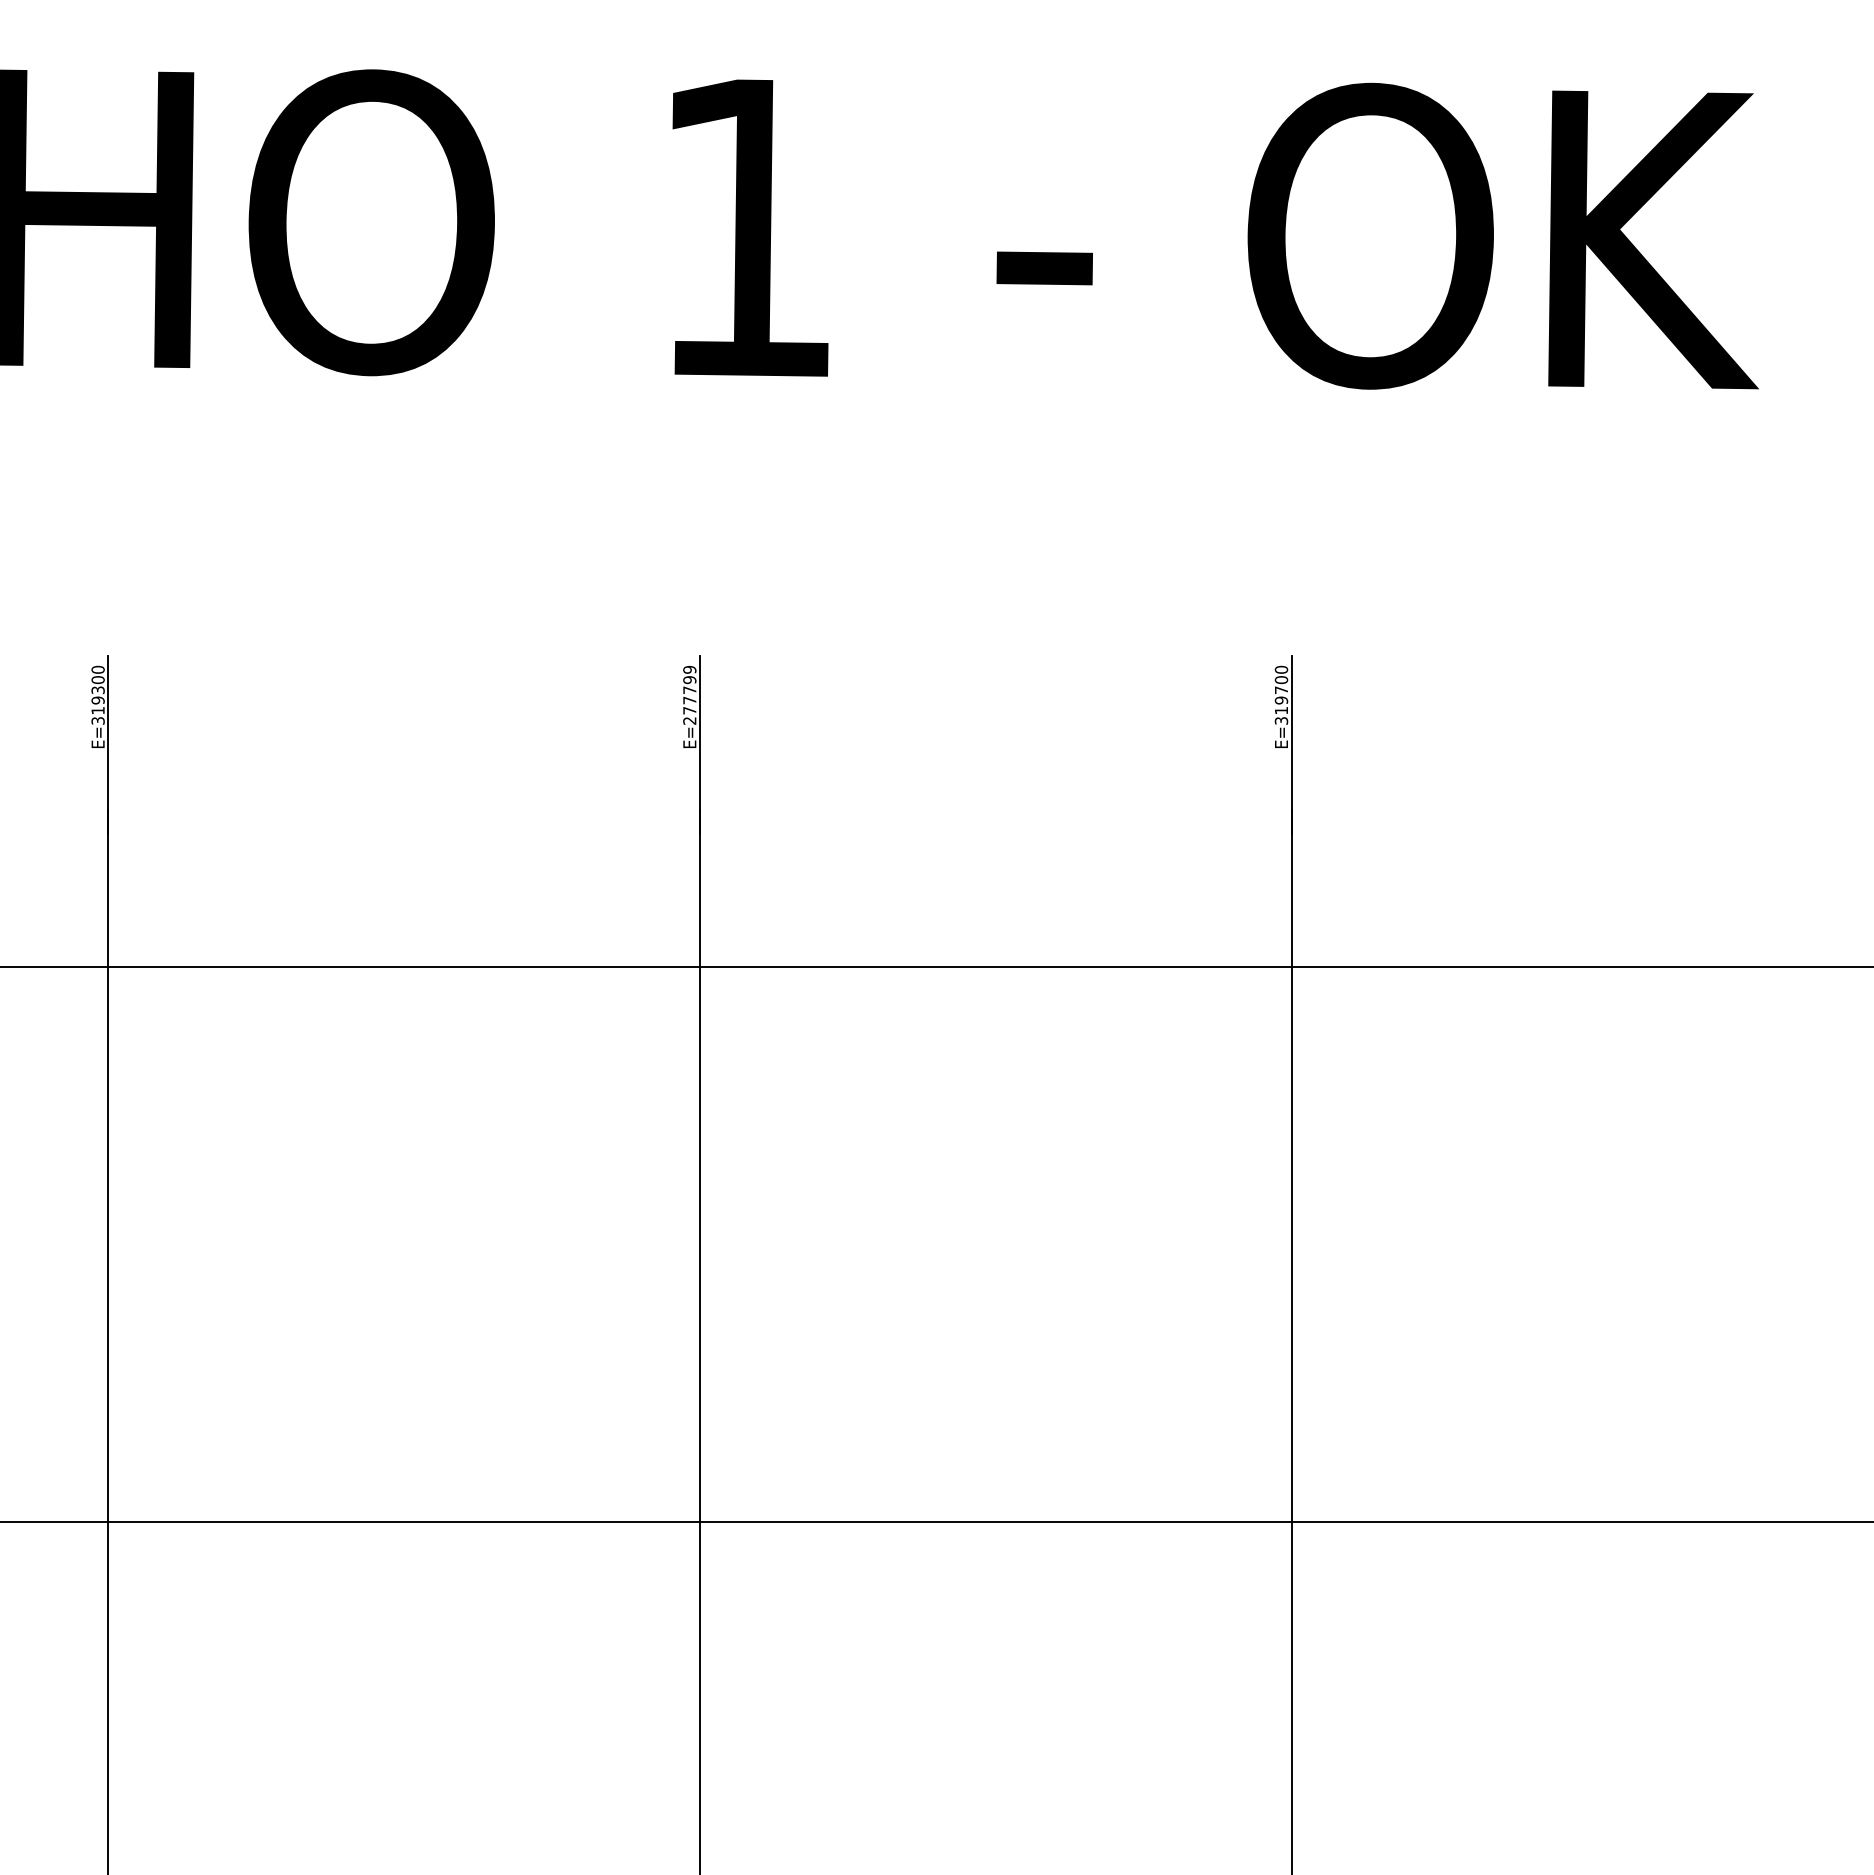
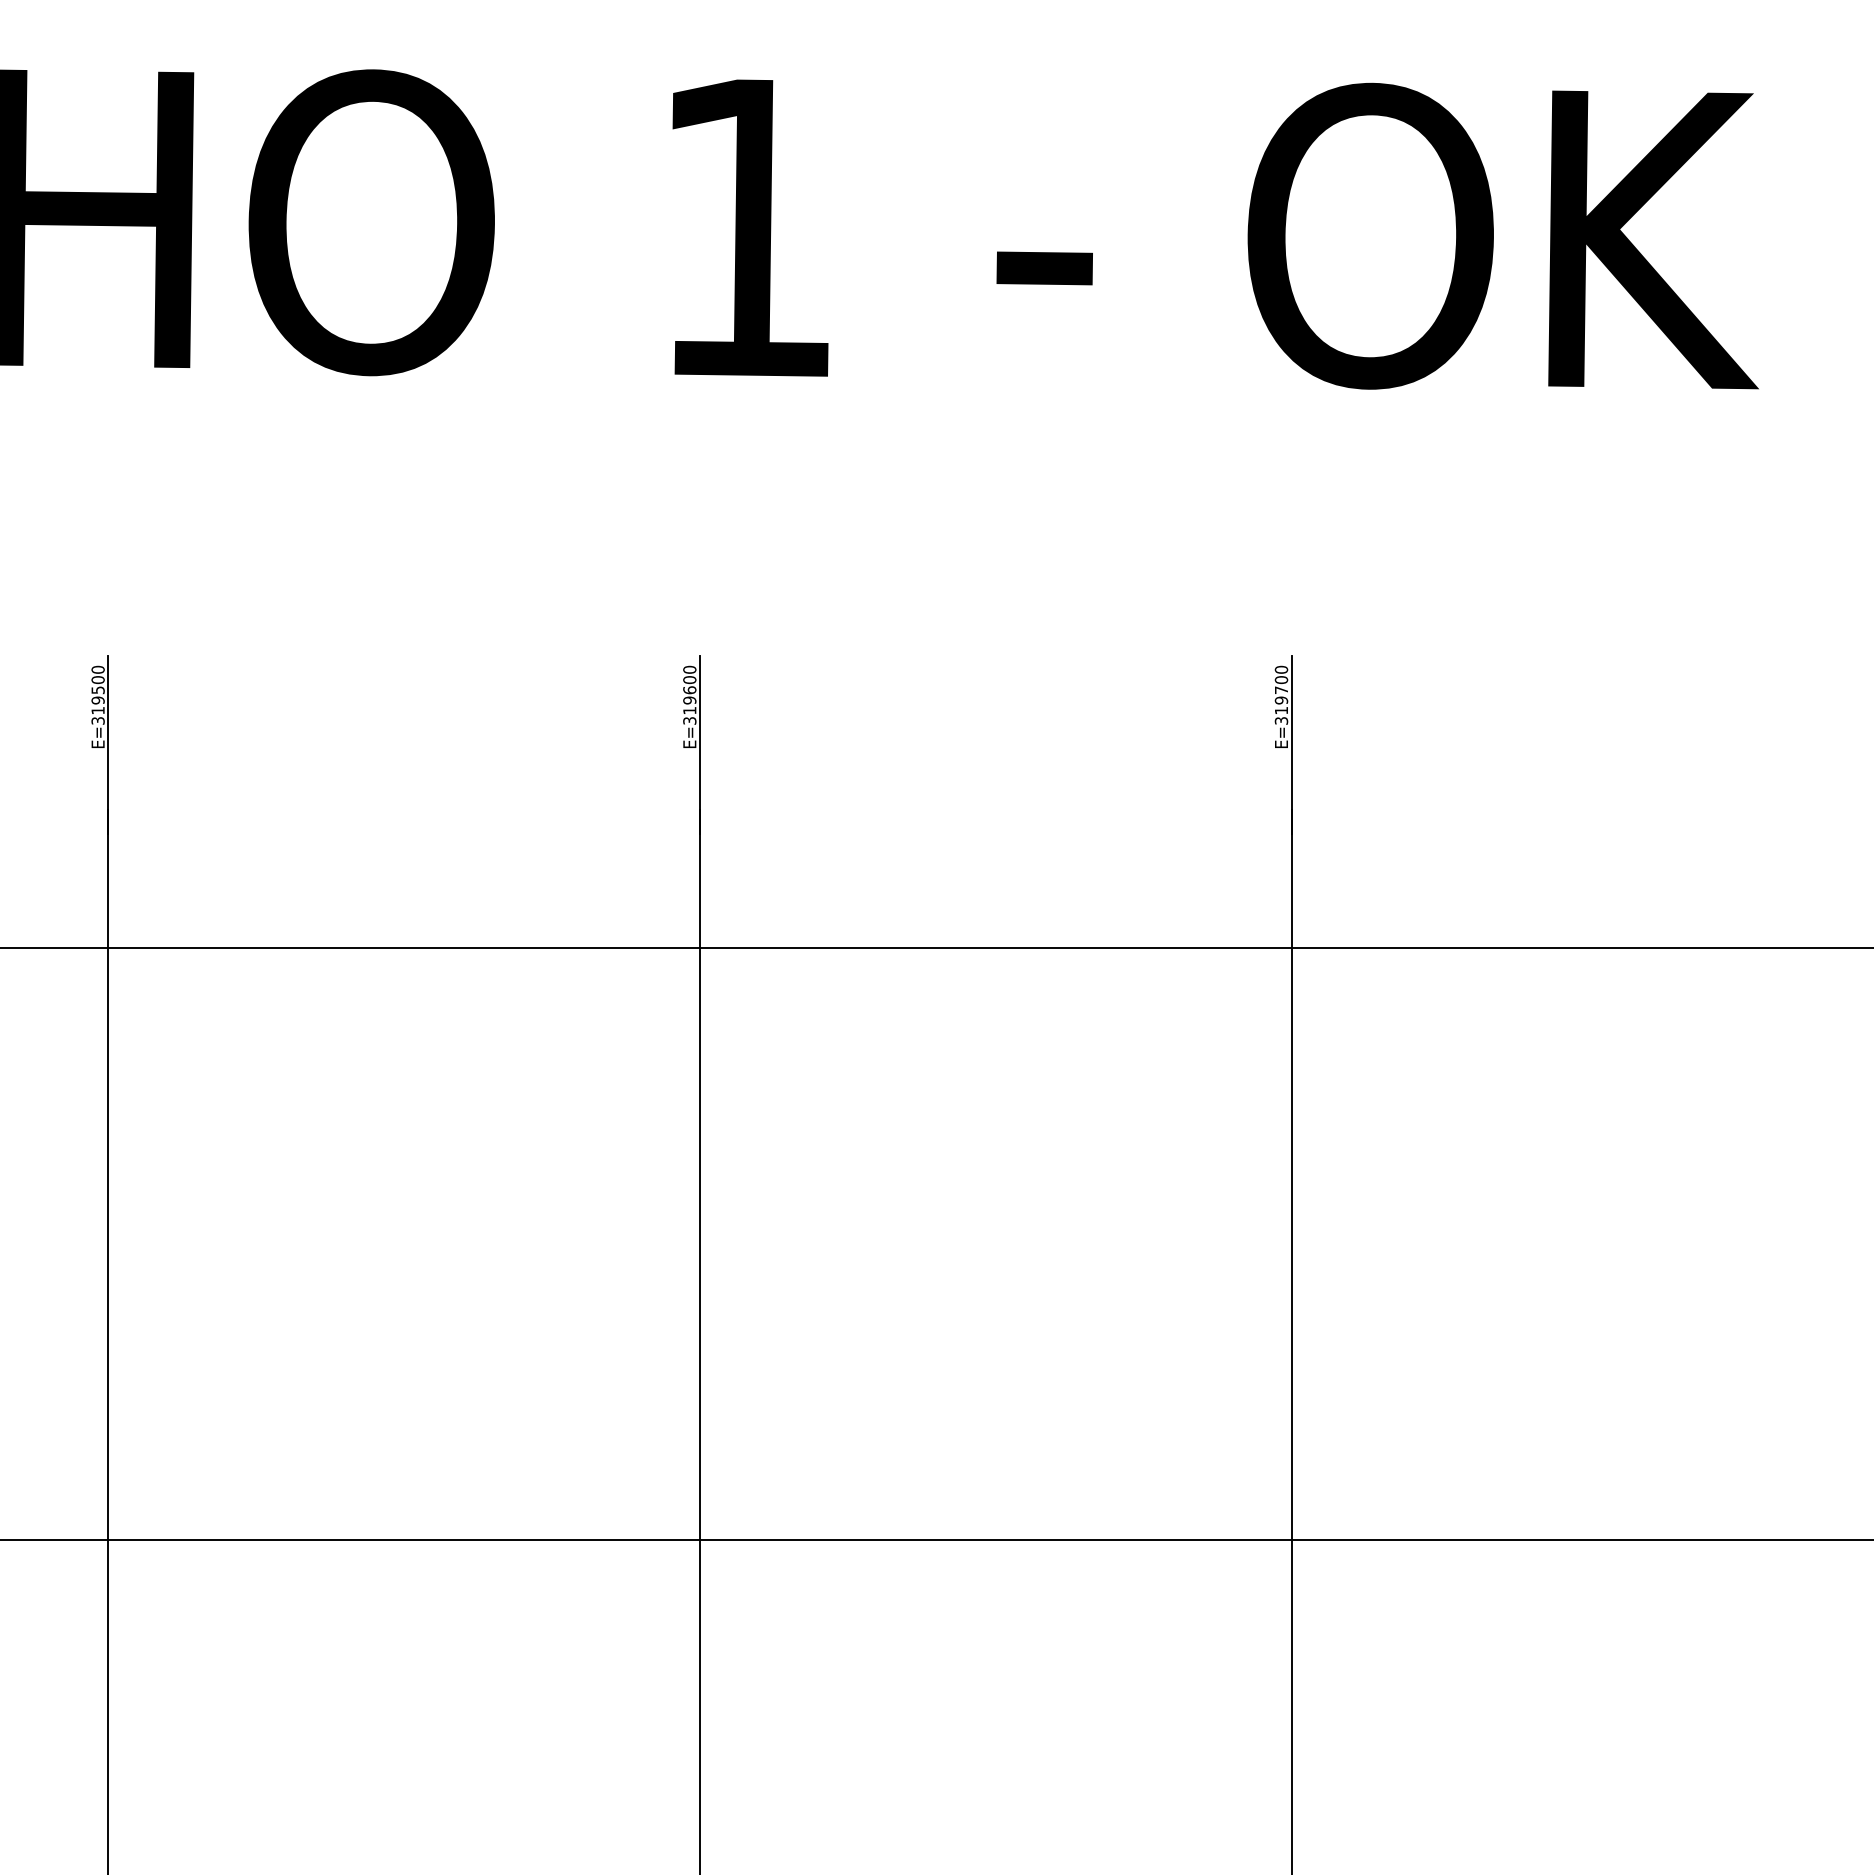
text: E=319300 -> E=319500 (97, 689)
text: E=277799 -> E=319600 (689, 695)
line position: (936, 967) -> (936, 948) (936, 948)
line position: (936, 1521) -> (936, 1539) (936, 1539)
